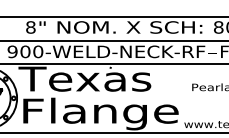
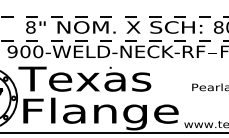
line: solid -> dashed (114, 17)
line: solid -> dashed (114, 40)
line: present -> none (113, 63)
